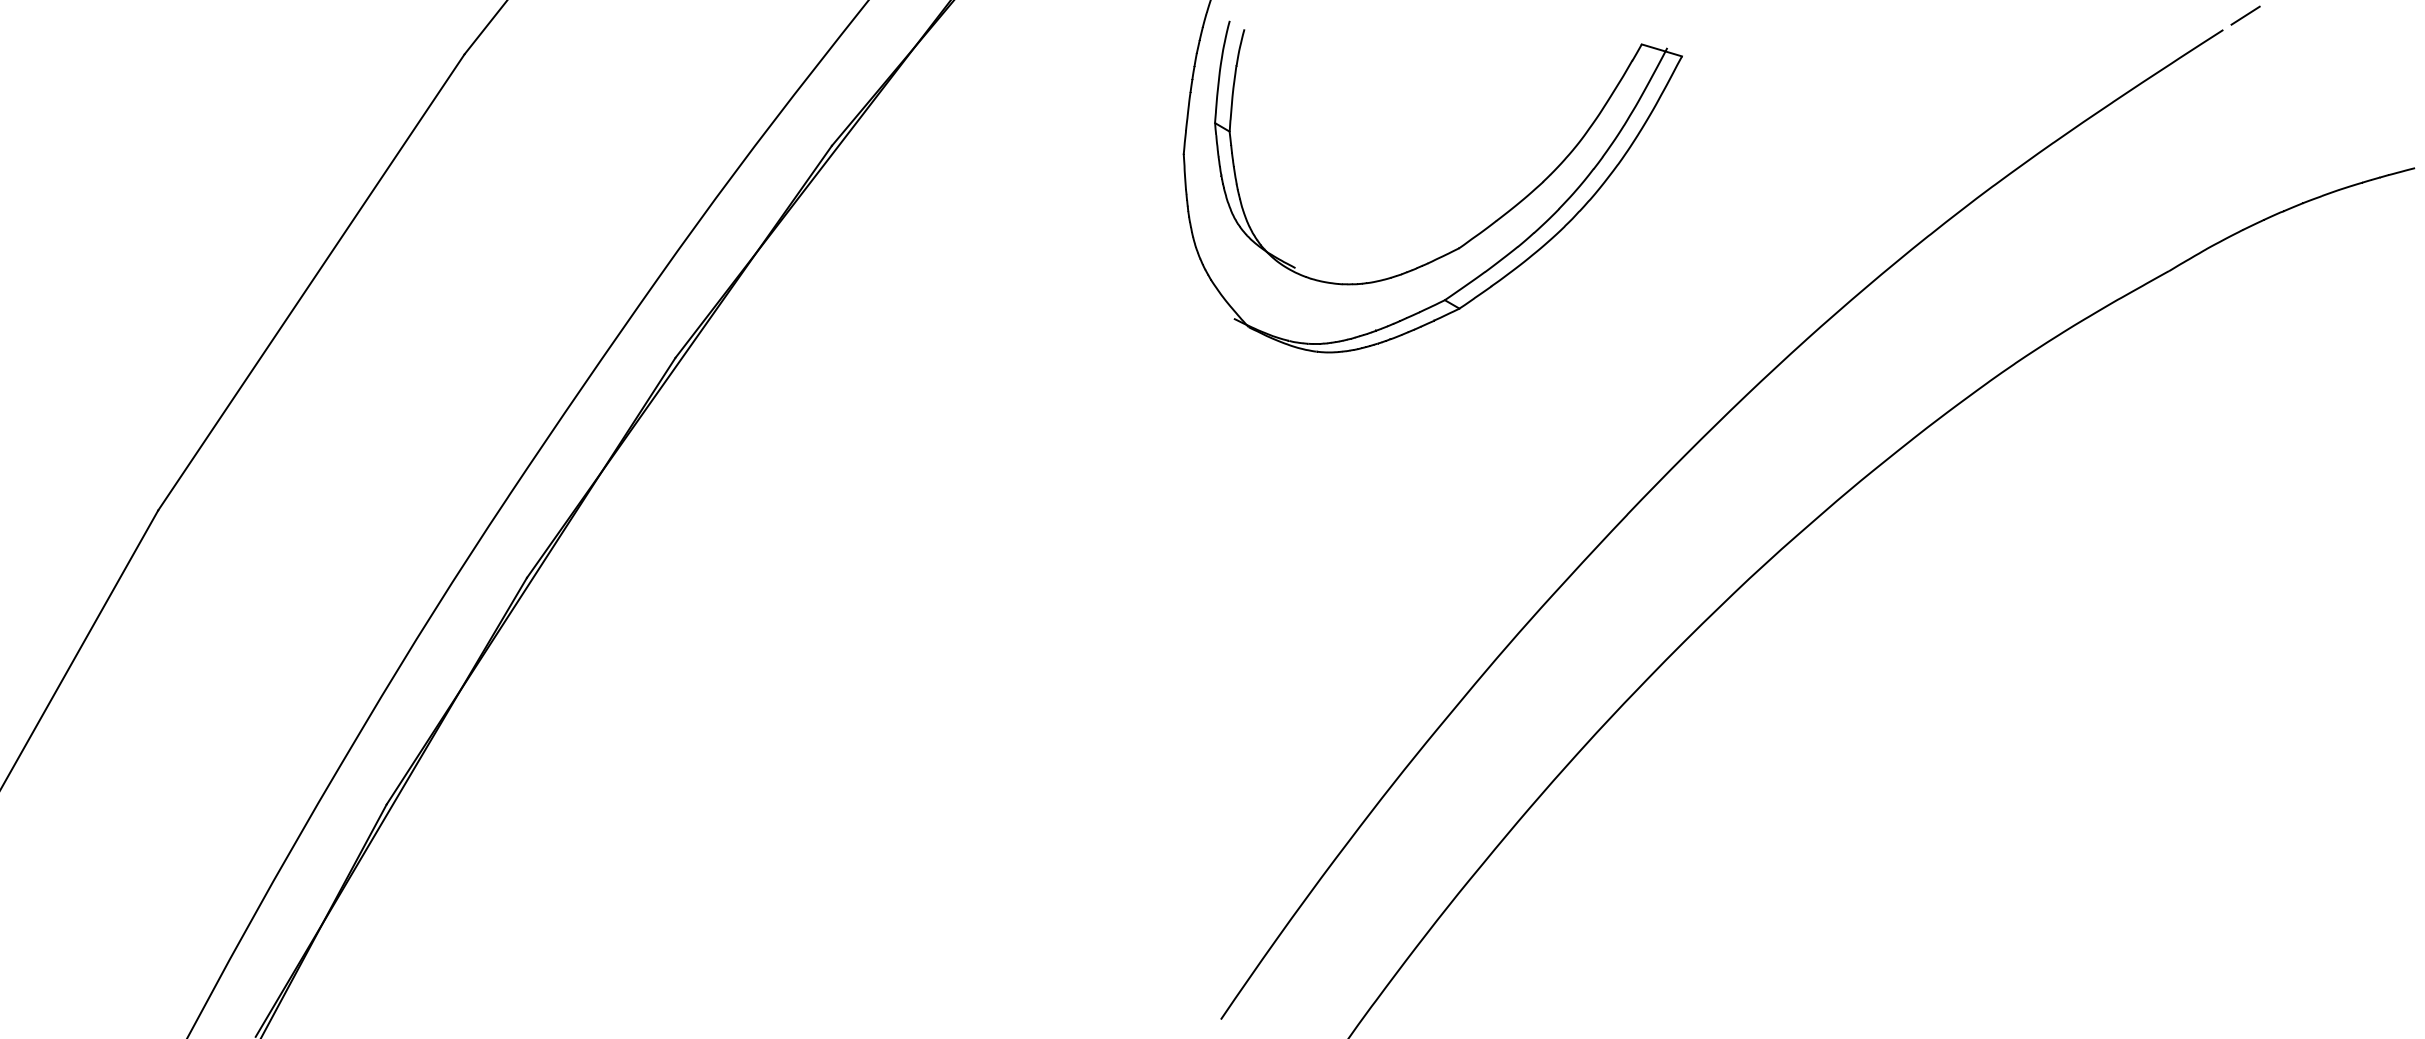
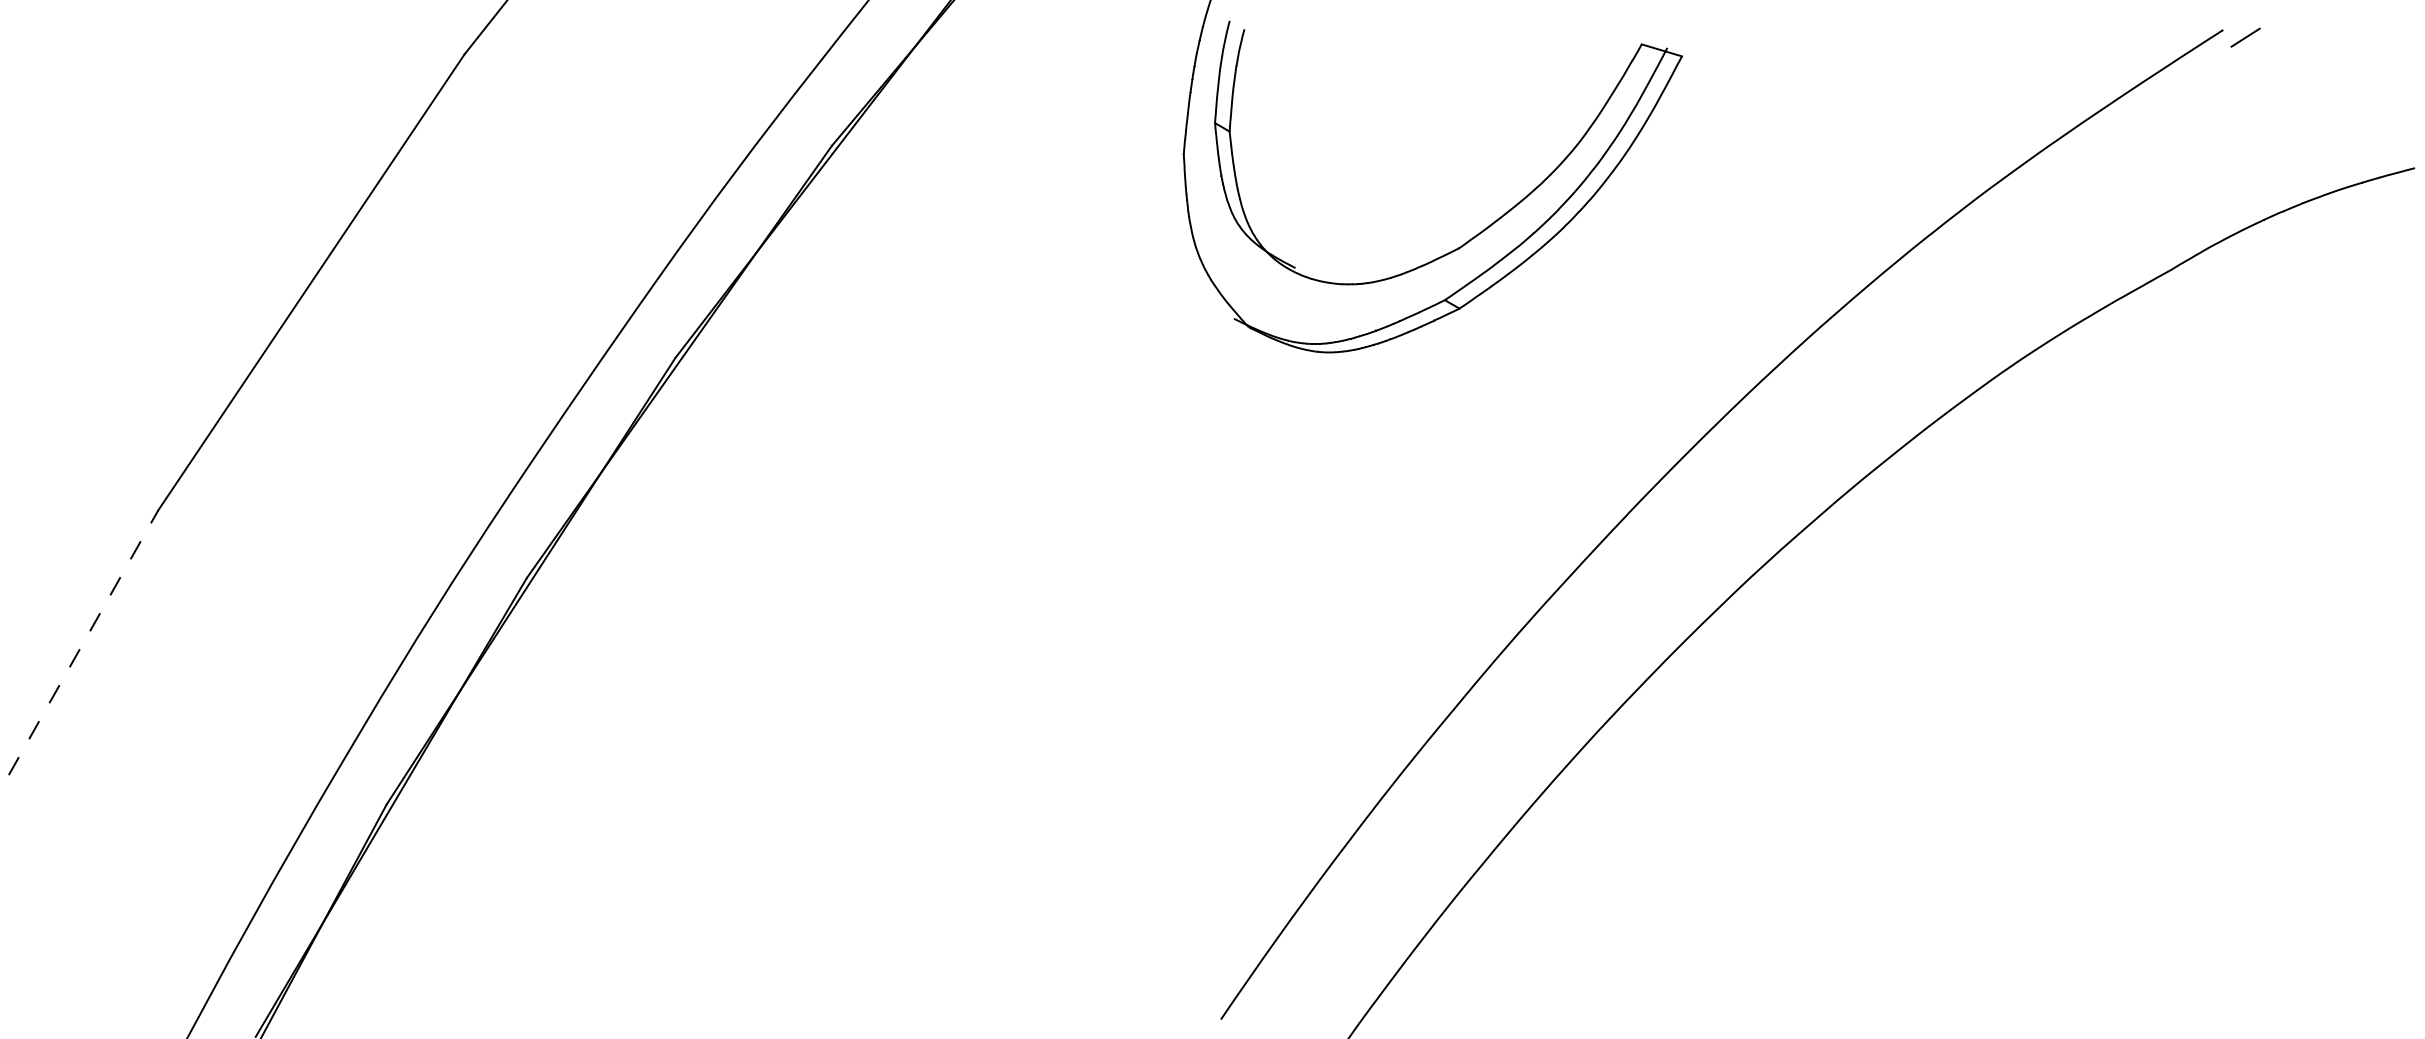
line position: (2245, 15) -> (2245, 37) (2245, 37)
line: solid -> dashed (79, 649)
